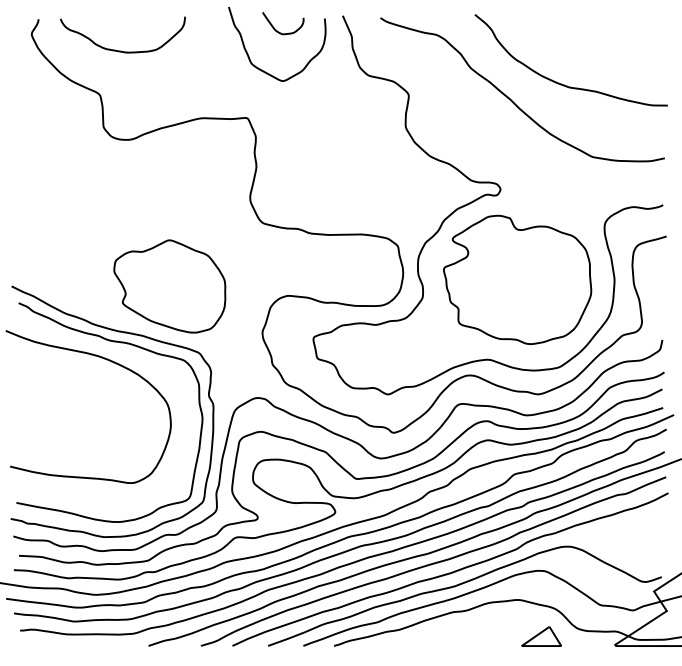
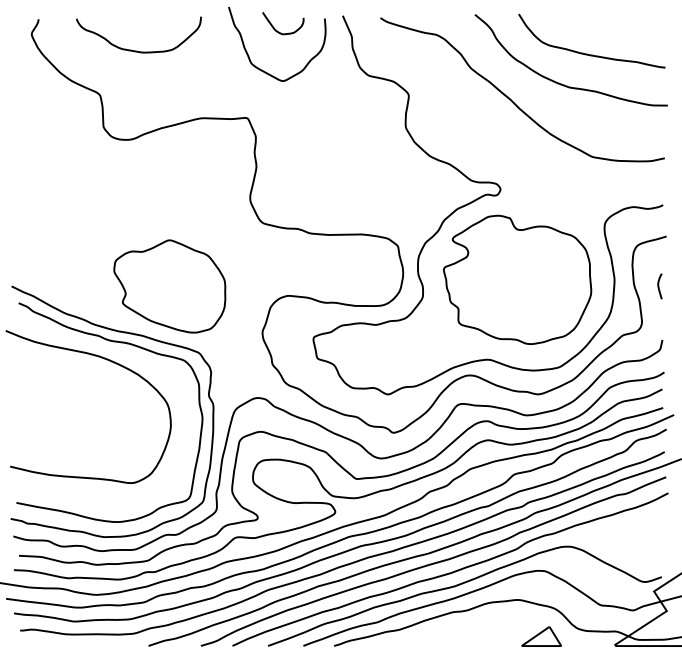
curve position: (121, 50) -> (137, 50) (137, 50)
curve: none -> present (587, 53)
curve: none -> present (659, 286)
